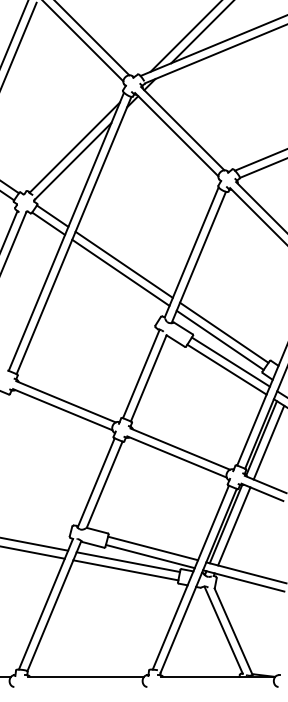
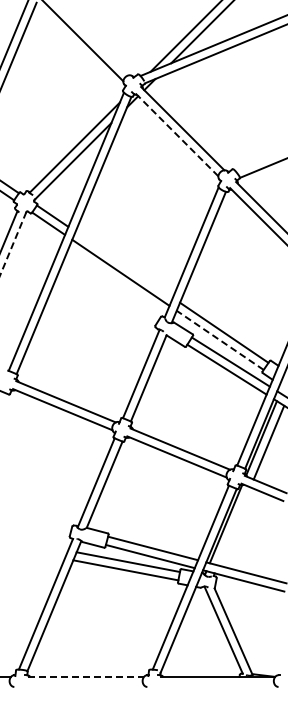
line: present -> none (92, 38)
line: solid -> dashed (176, 134)
line: present -> none (259, 160)
line: solid -> dashed (13, 244)
line: present -> none (123, 264)
line: solid -> dashed (220, 340)
line: present -> none (234, 526)
line: present -> none (35, 544)
line: present -> none (33, 552)
line: solid -> dashed (86, 676)
